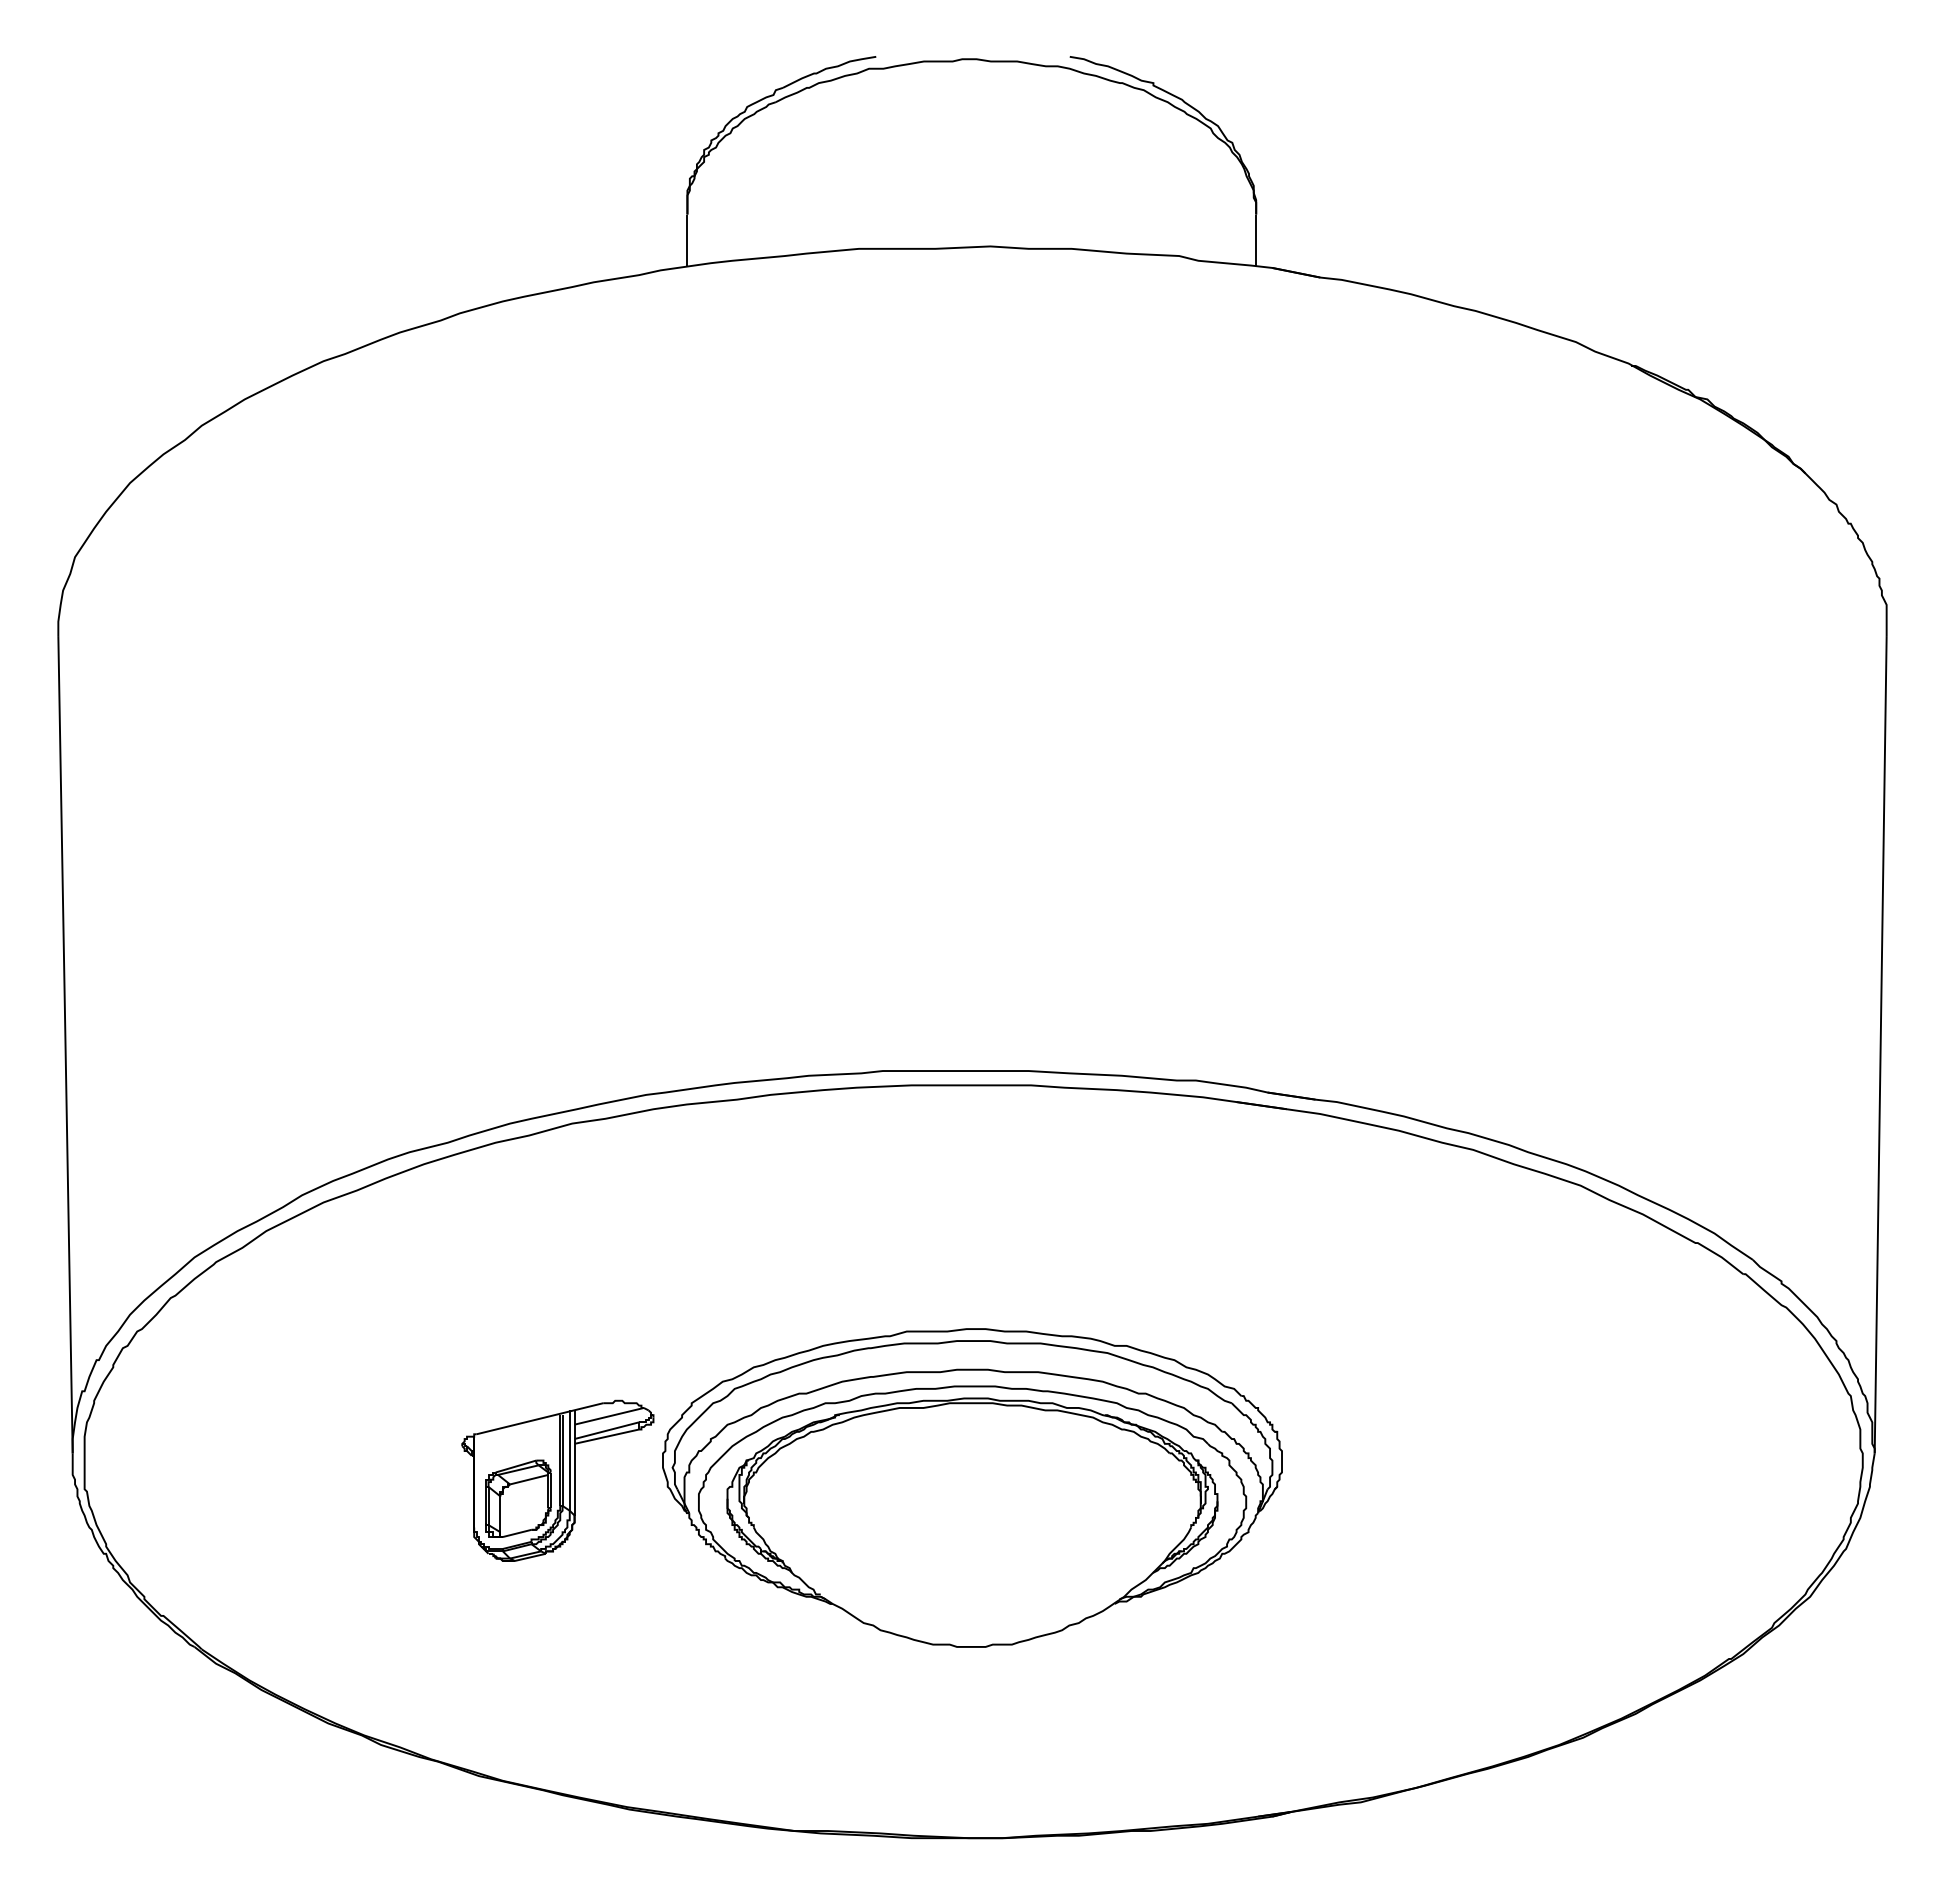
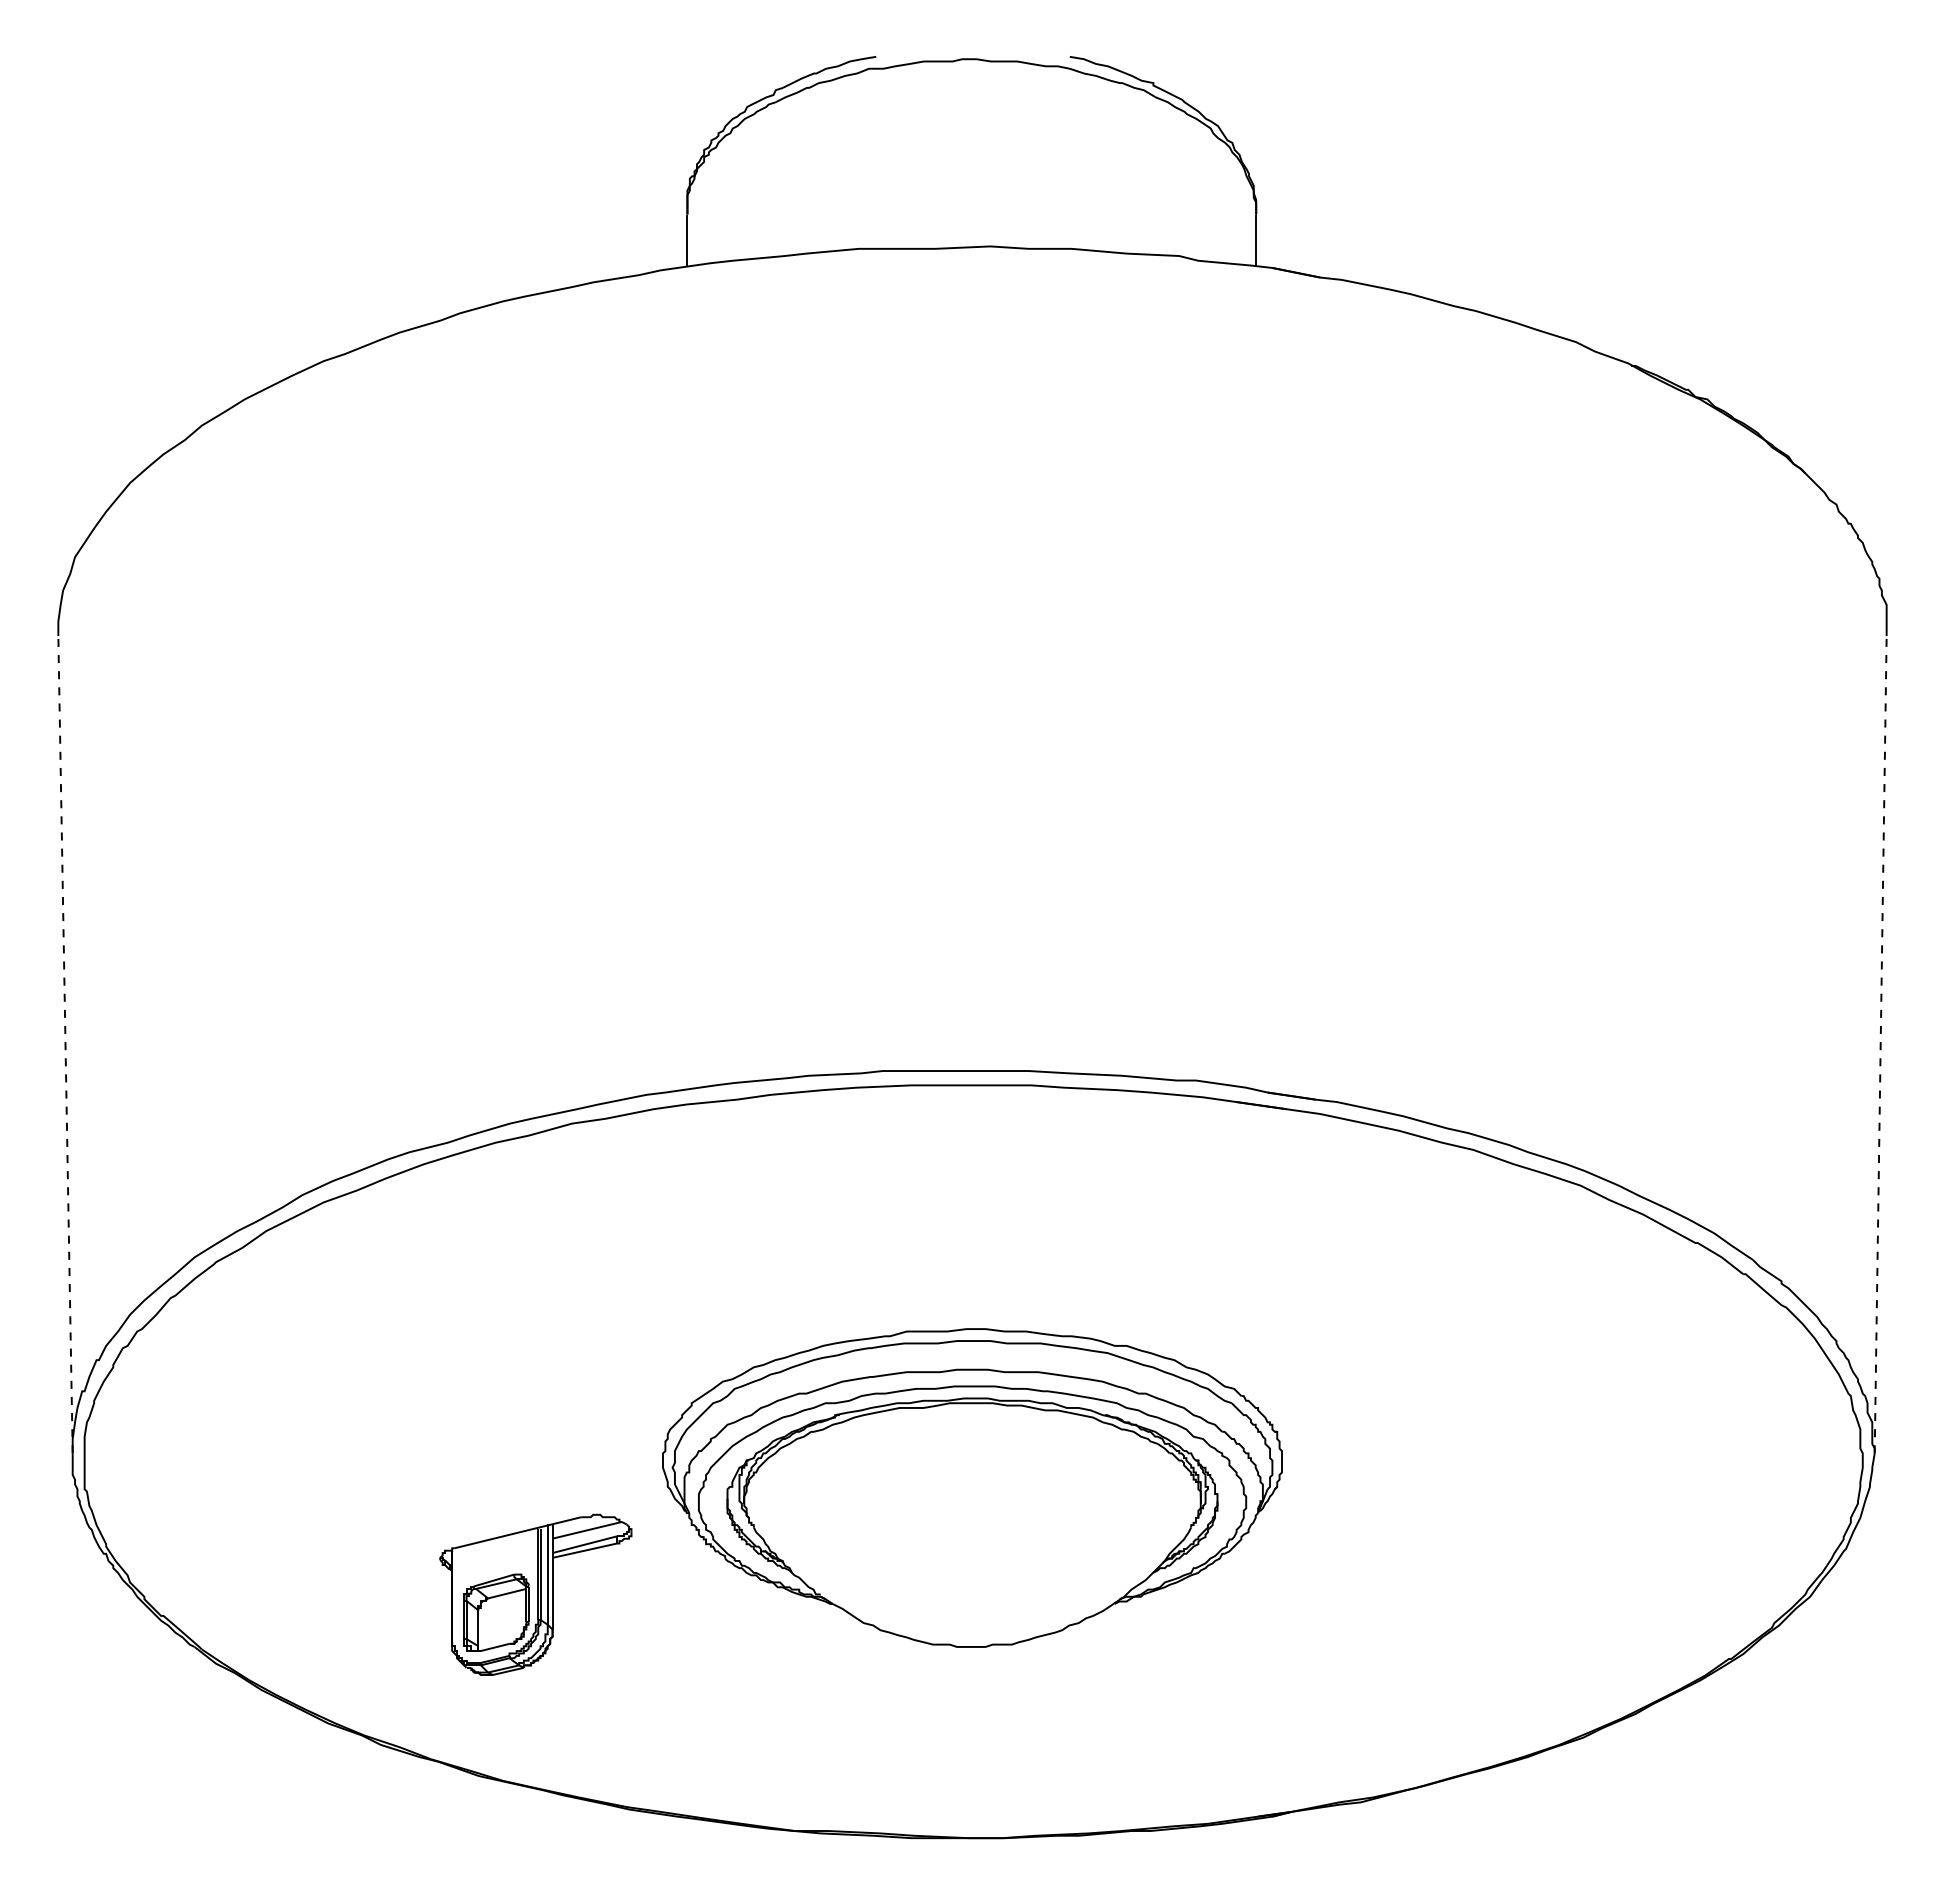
line: solid -> dashed (65, 1044)
line: solid -> dashed (1880, 1044)
part position: (557, 1480) -> (535, 1594) (535, 1594)
